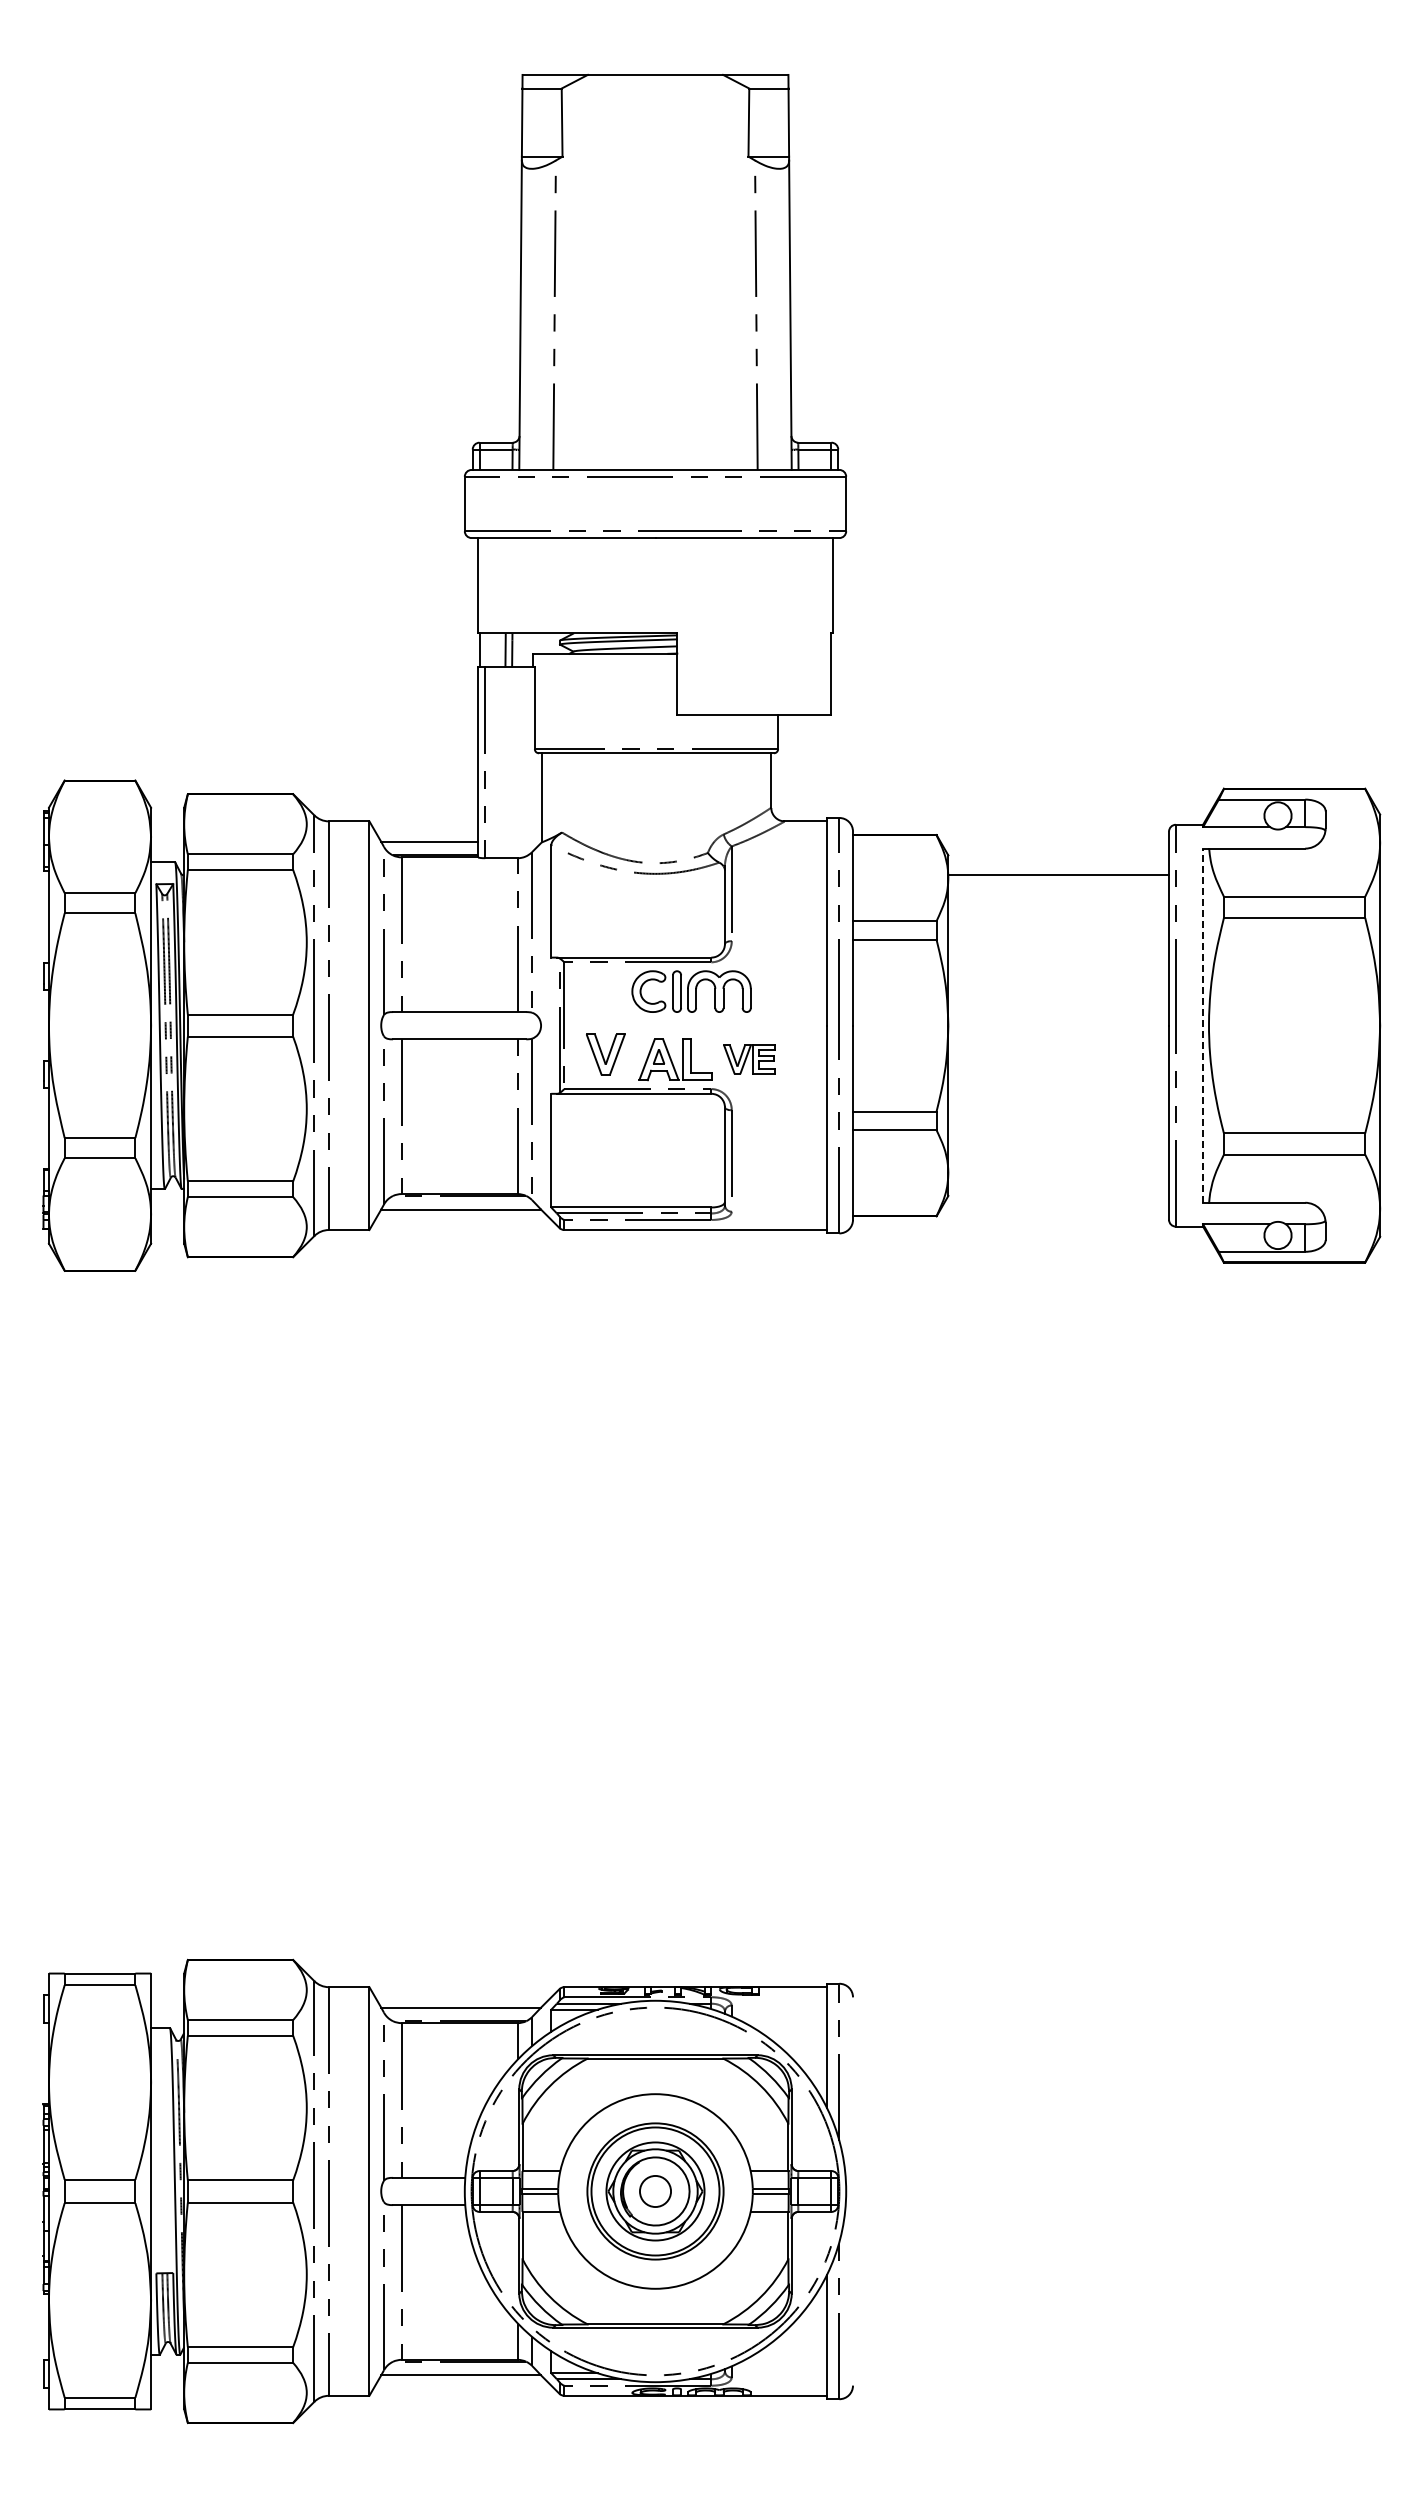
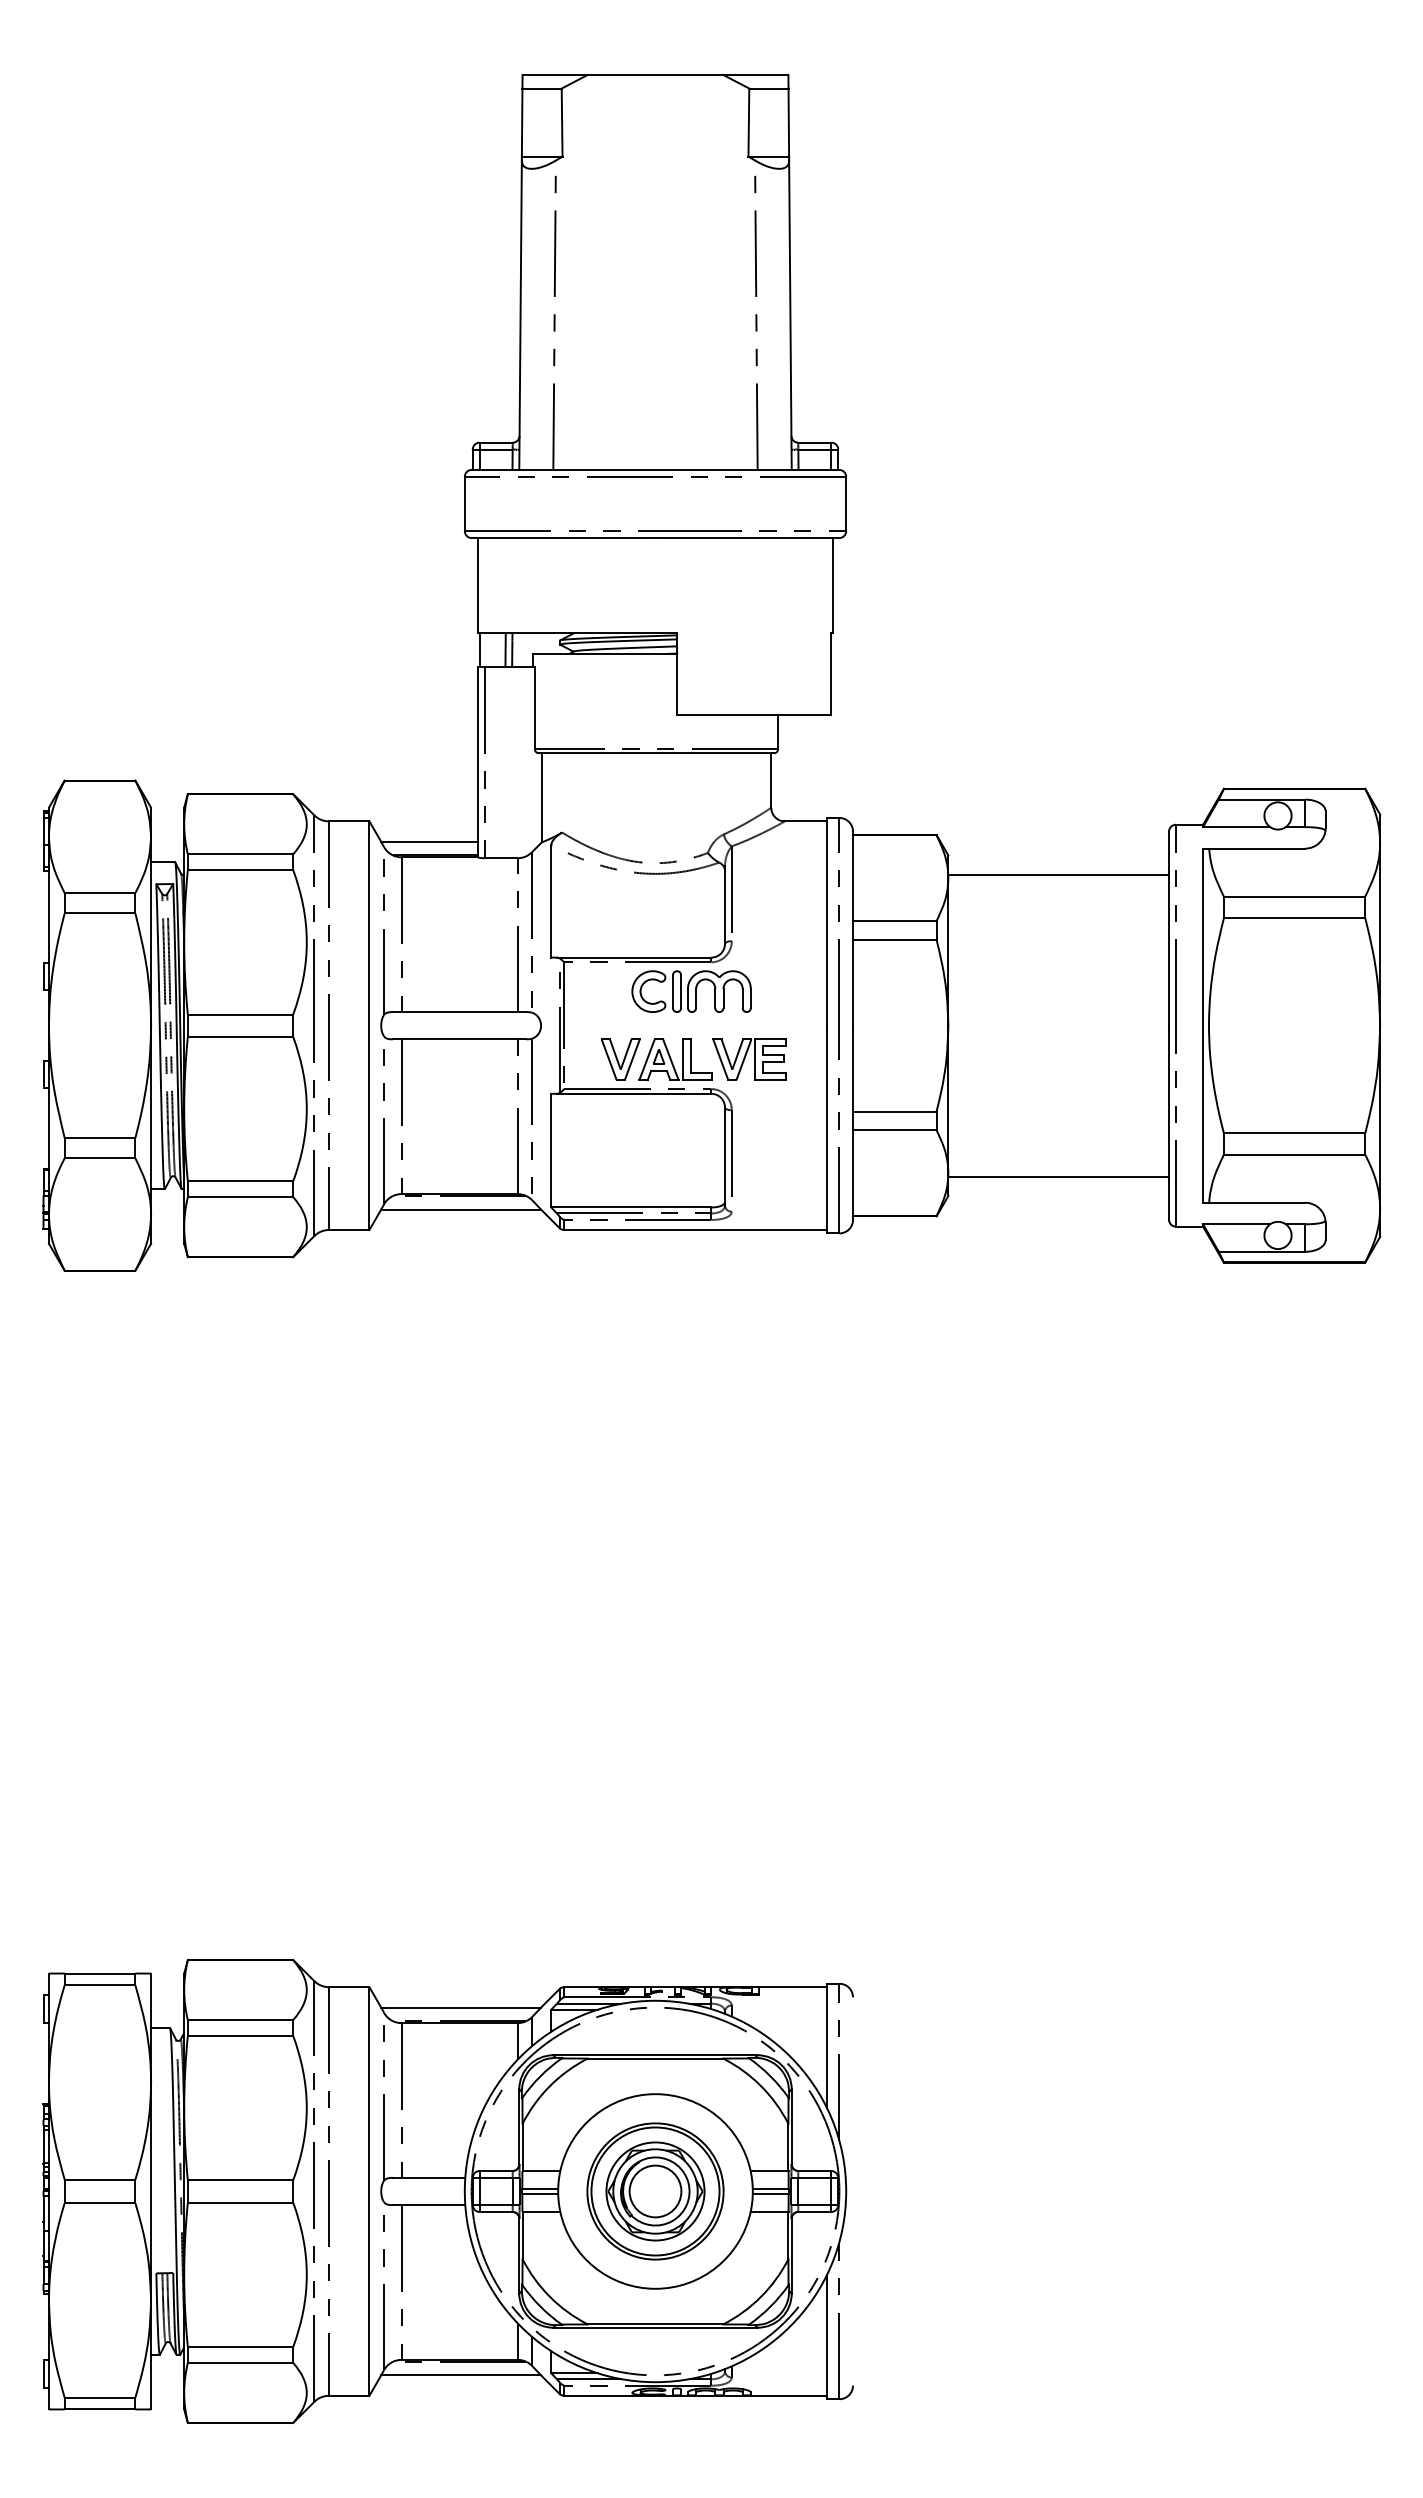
line: dashed -> solid (1203, 1025)
part position: (605, 1054) -> (620, 1059) (620, 1059)
part size: 53x31 px -> 75x43 px (749, 1059)
line: none -> present (1058, 1176)
circle diameter: 31 px -> 52 px (655, 2191)
